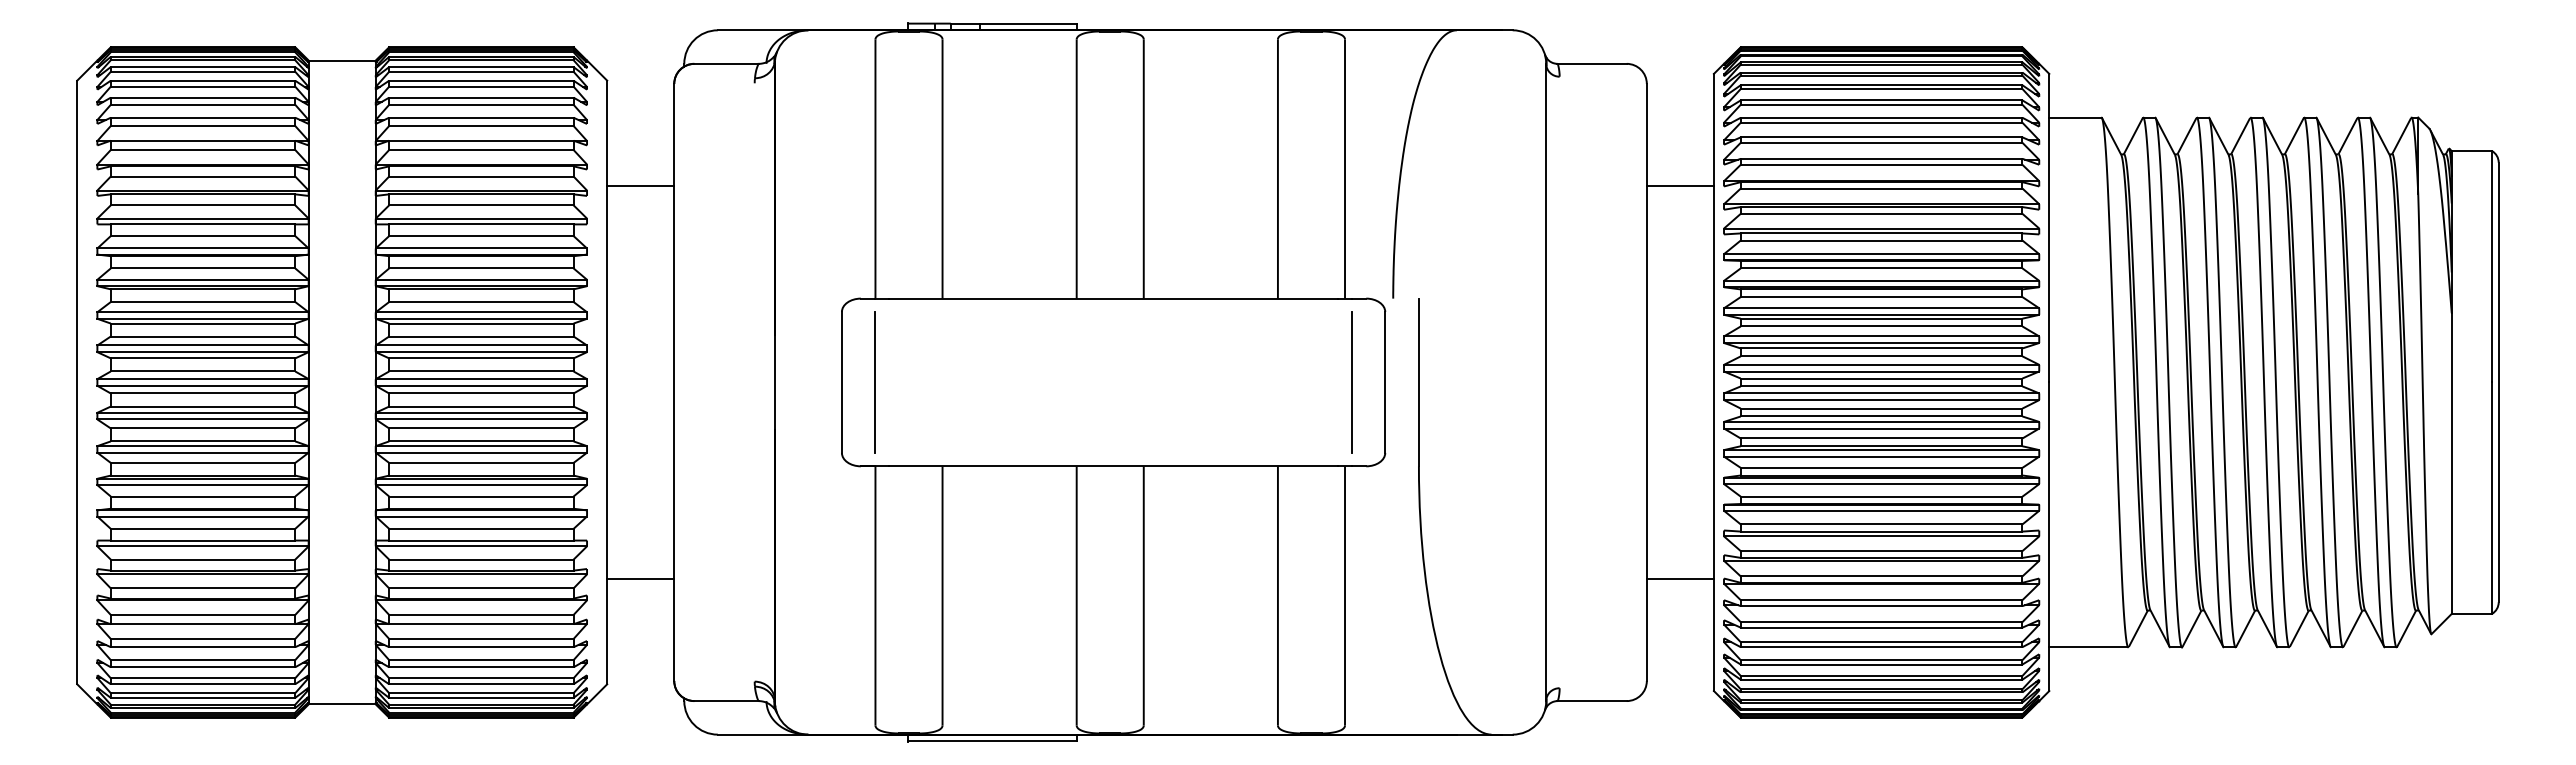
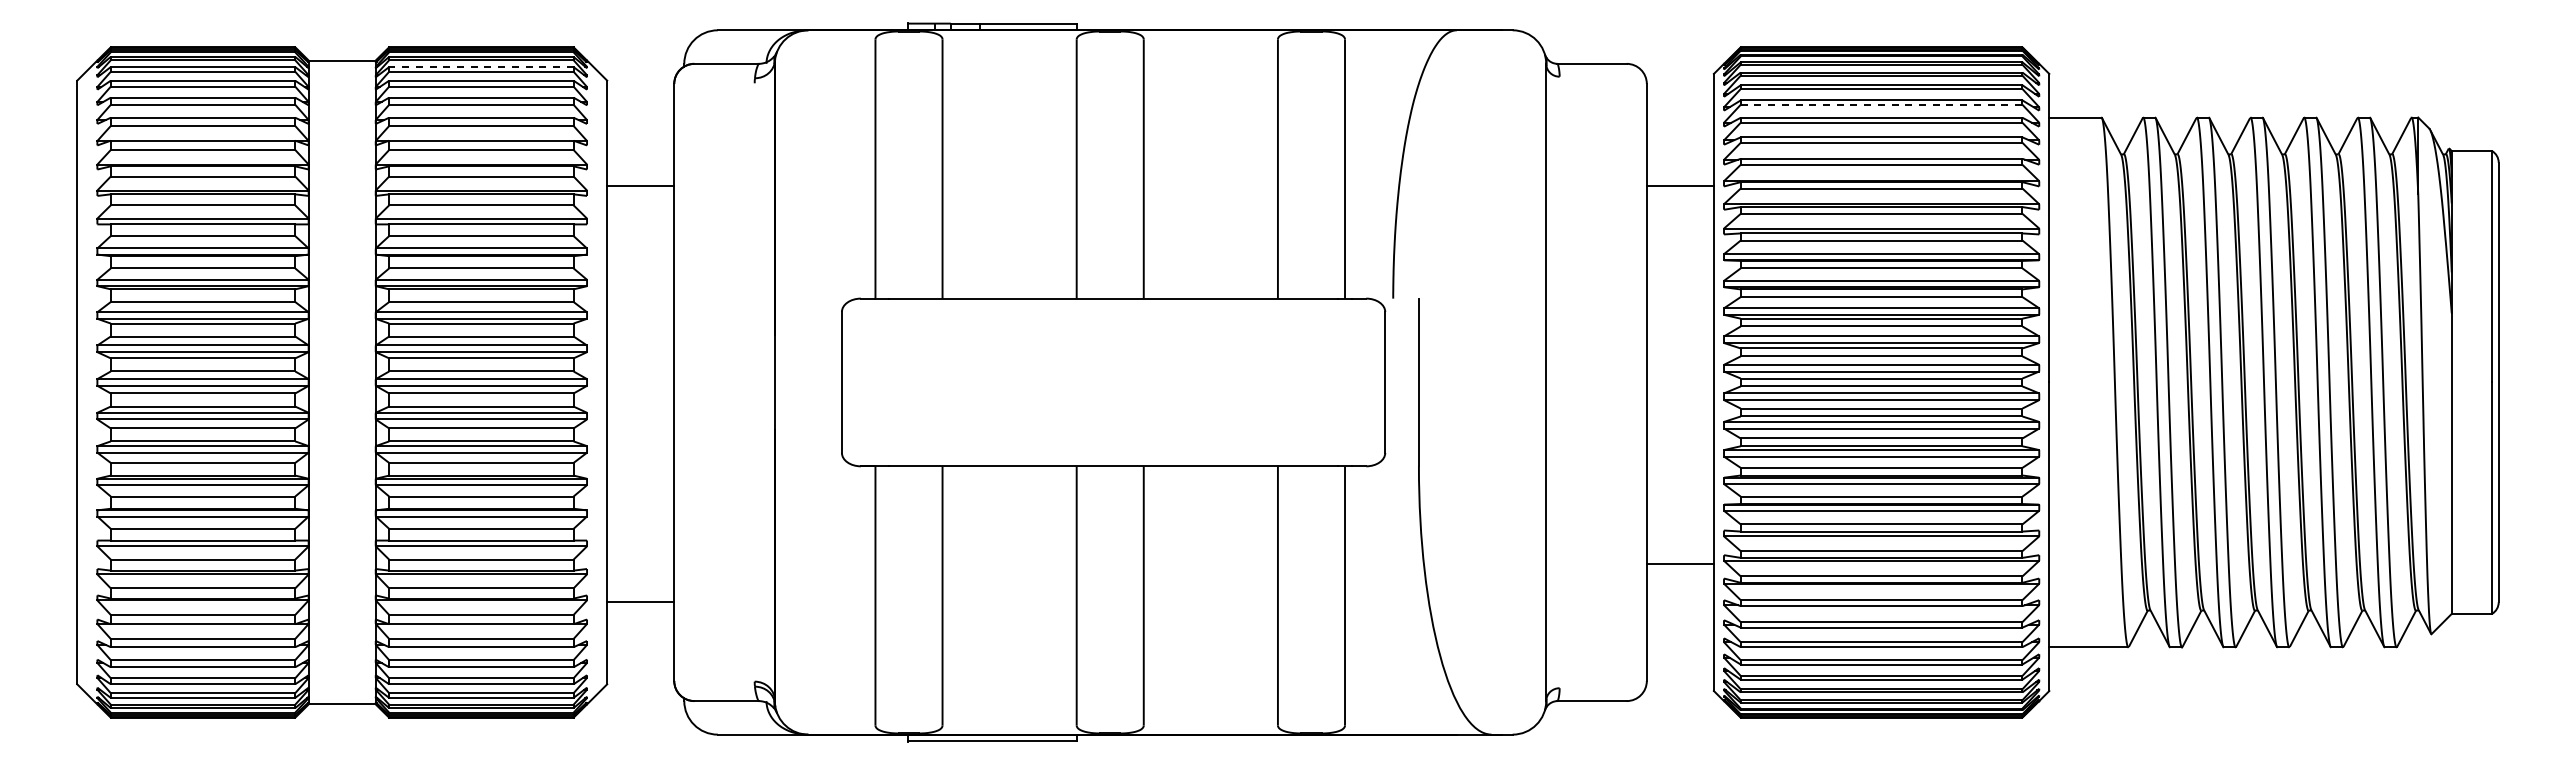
line: solid -> dashed (480, 67)
line: solid -> dashed (1881, 104)
line: present -> none (875, 382)
line: present -> none (1351, 382)
line position: (640, 578) -> (640, 601) (640, 601)
line position: (1679, 578) -> (1679, 563) (1679, 563)
